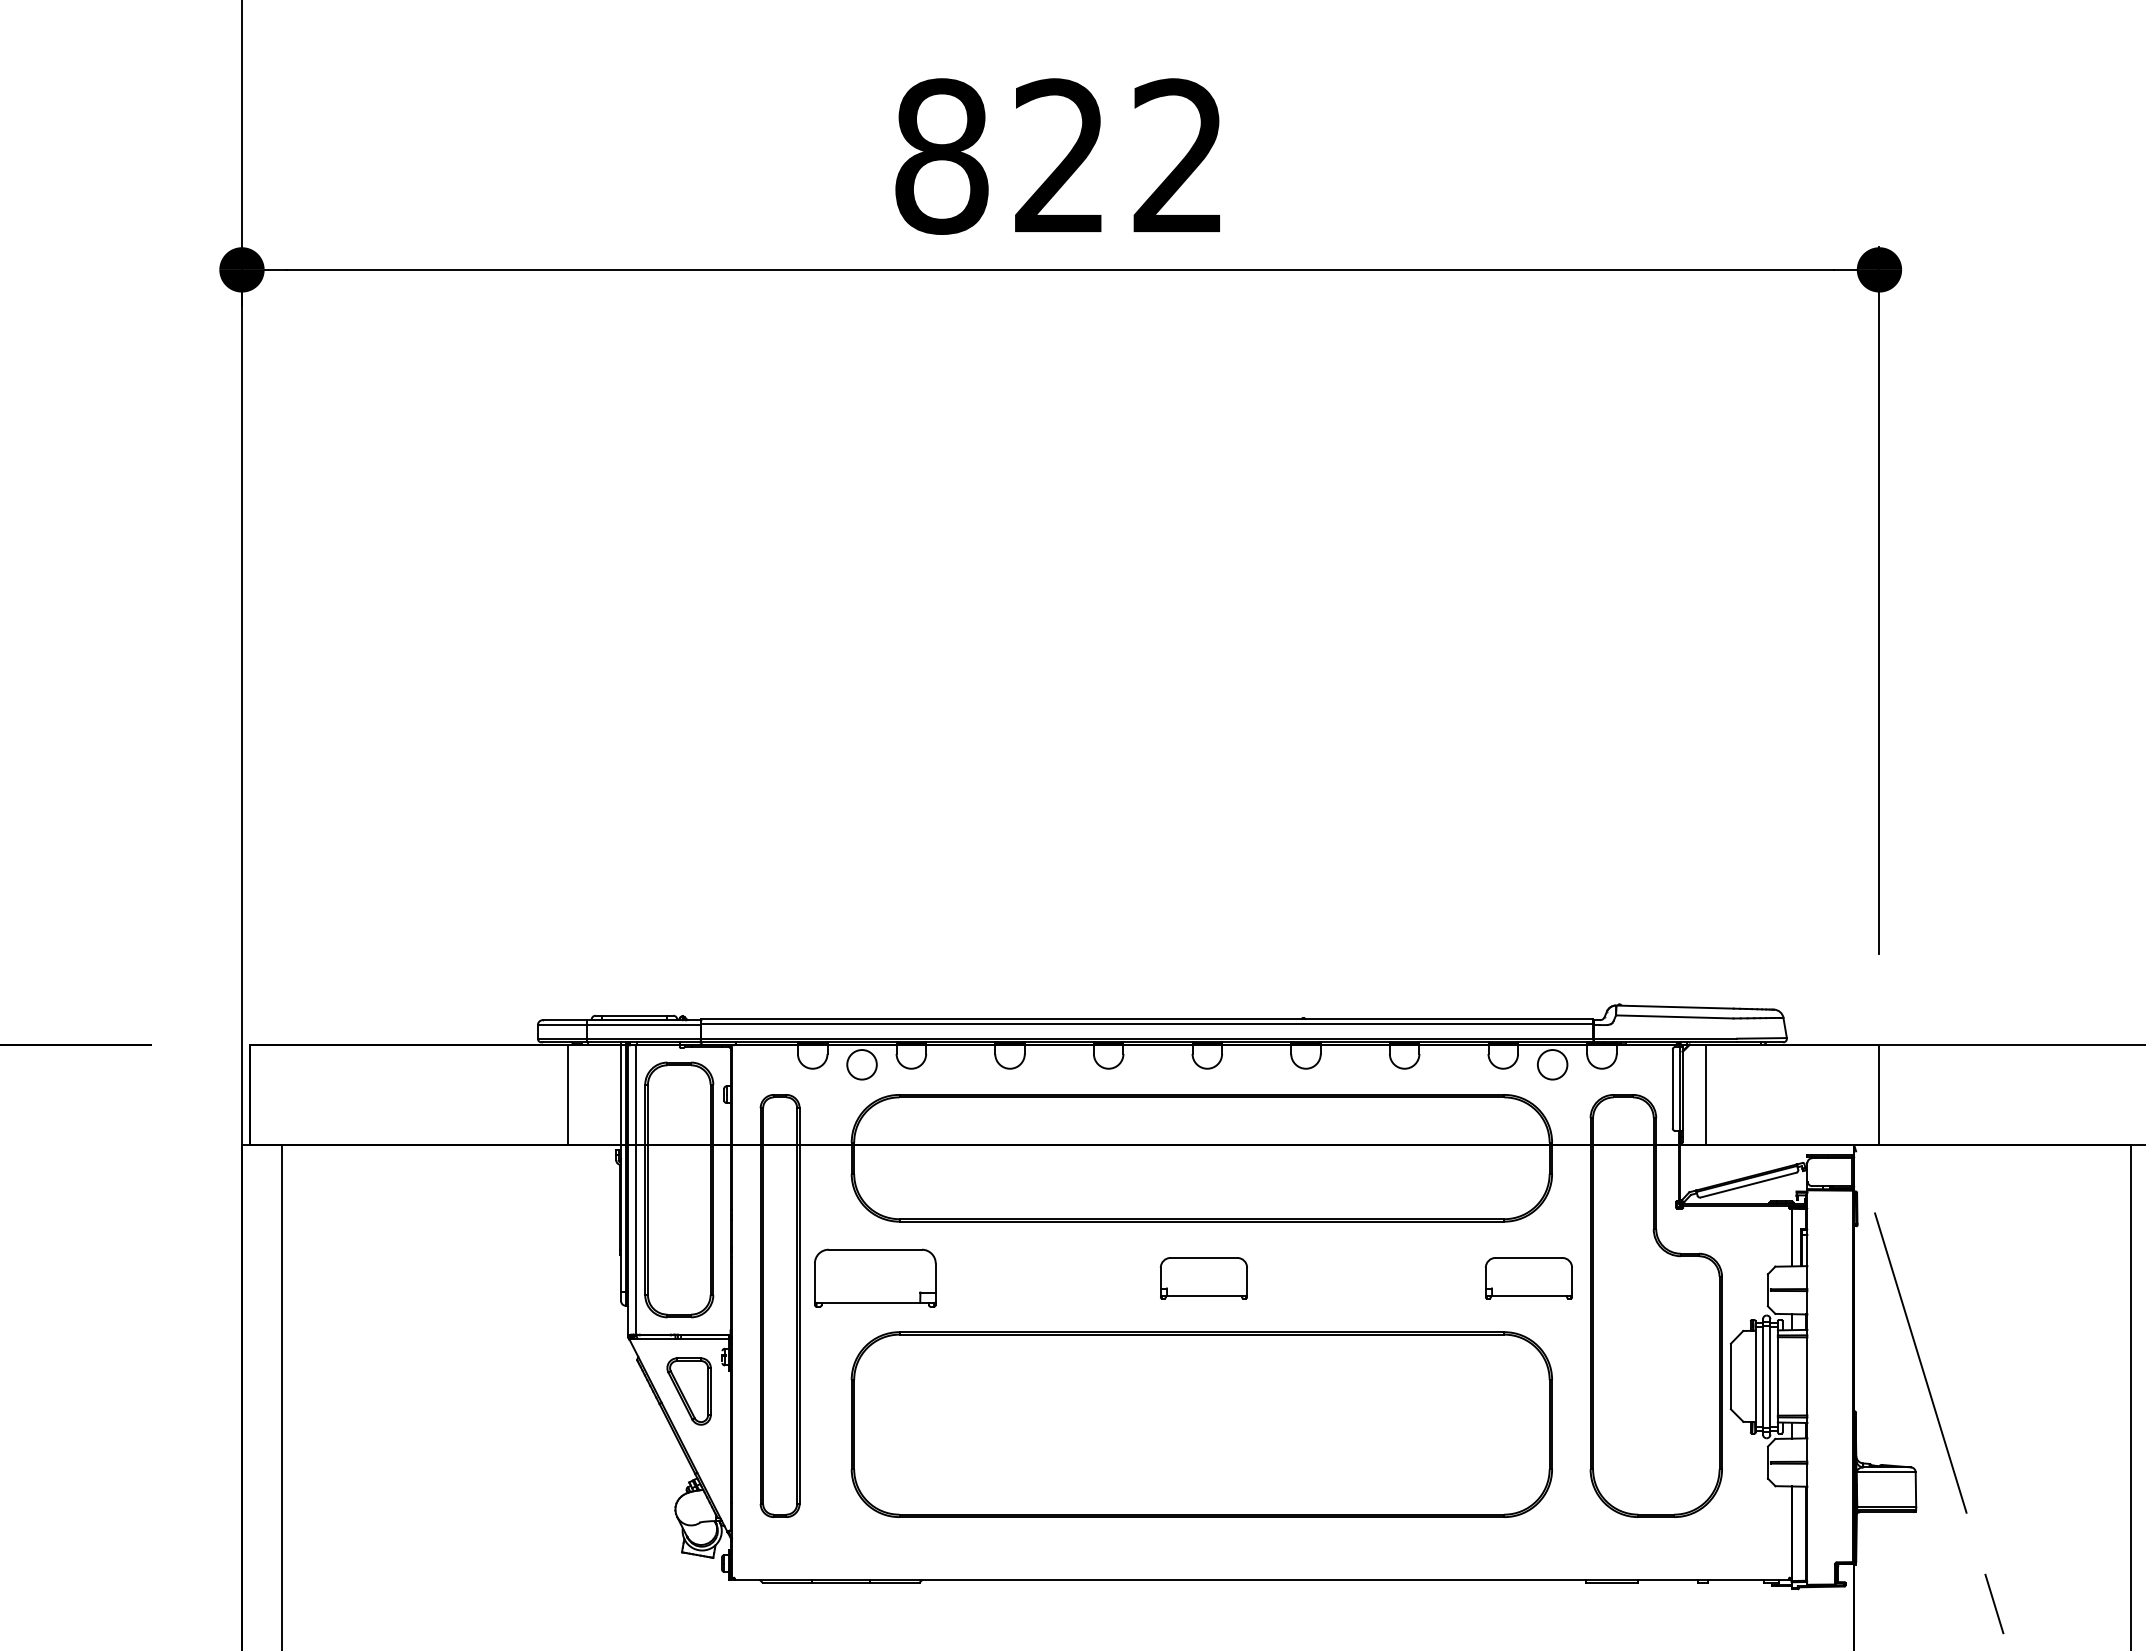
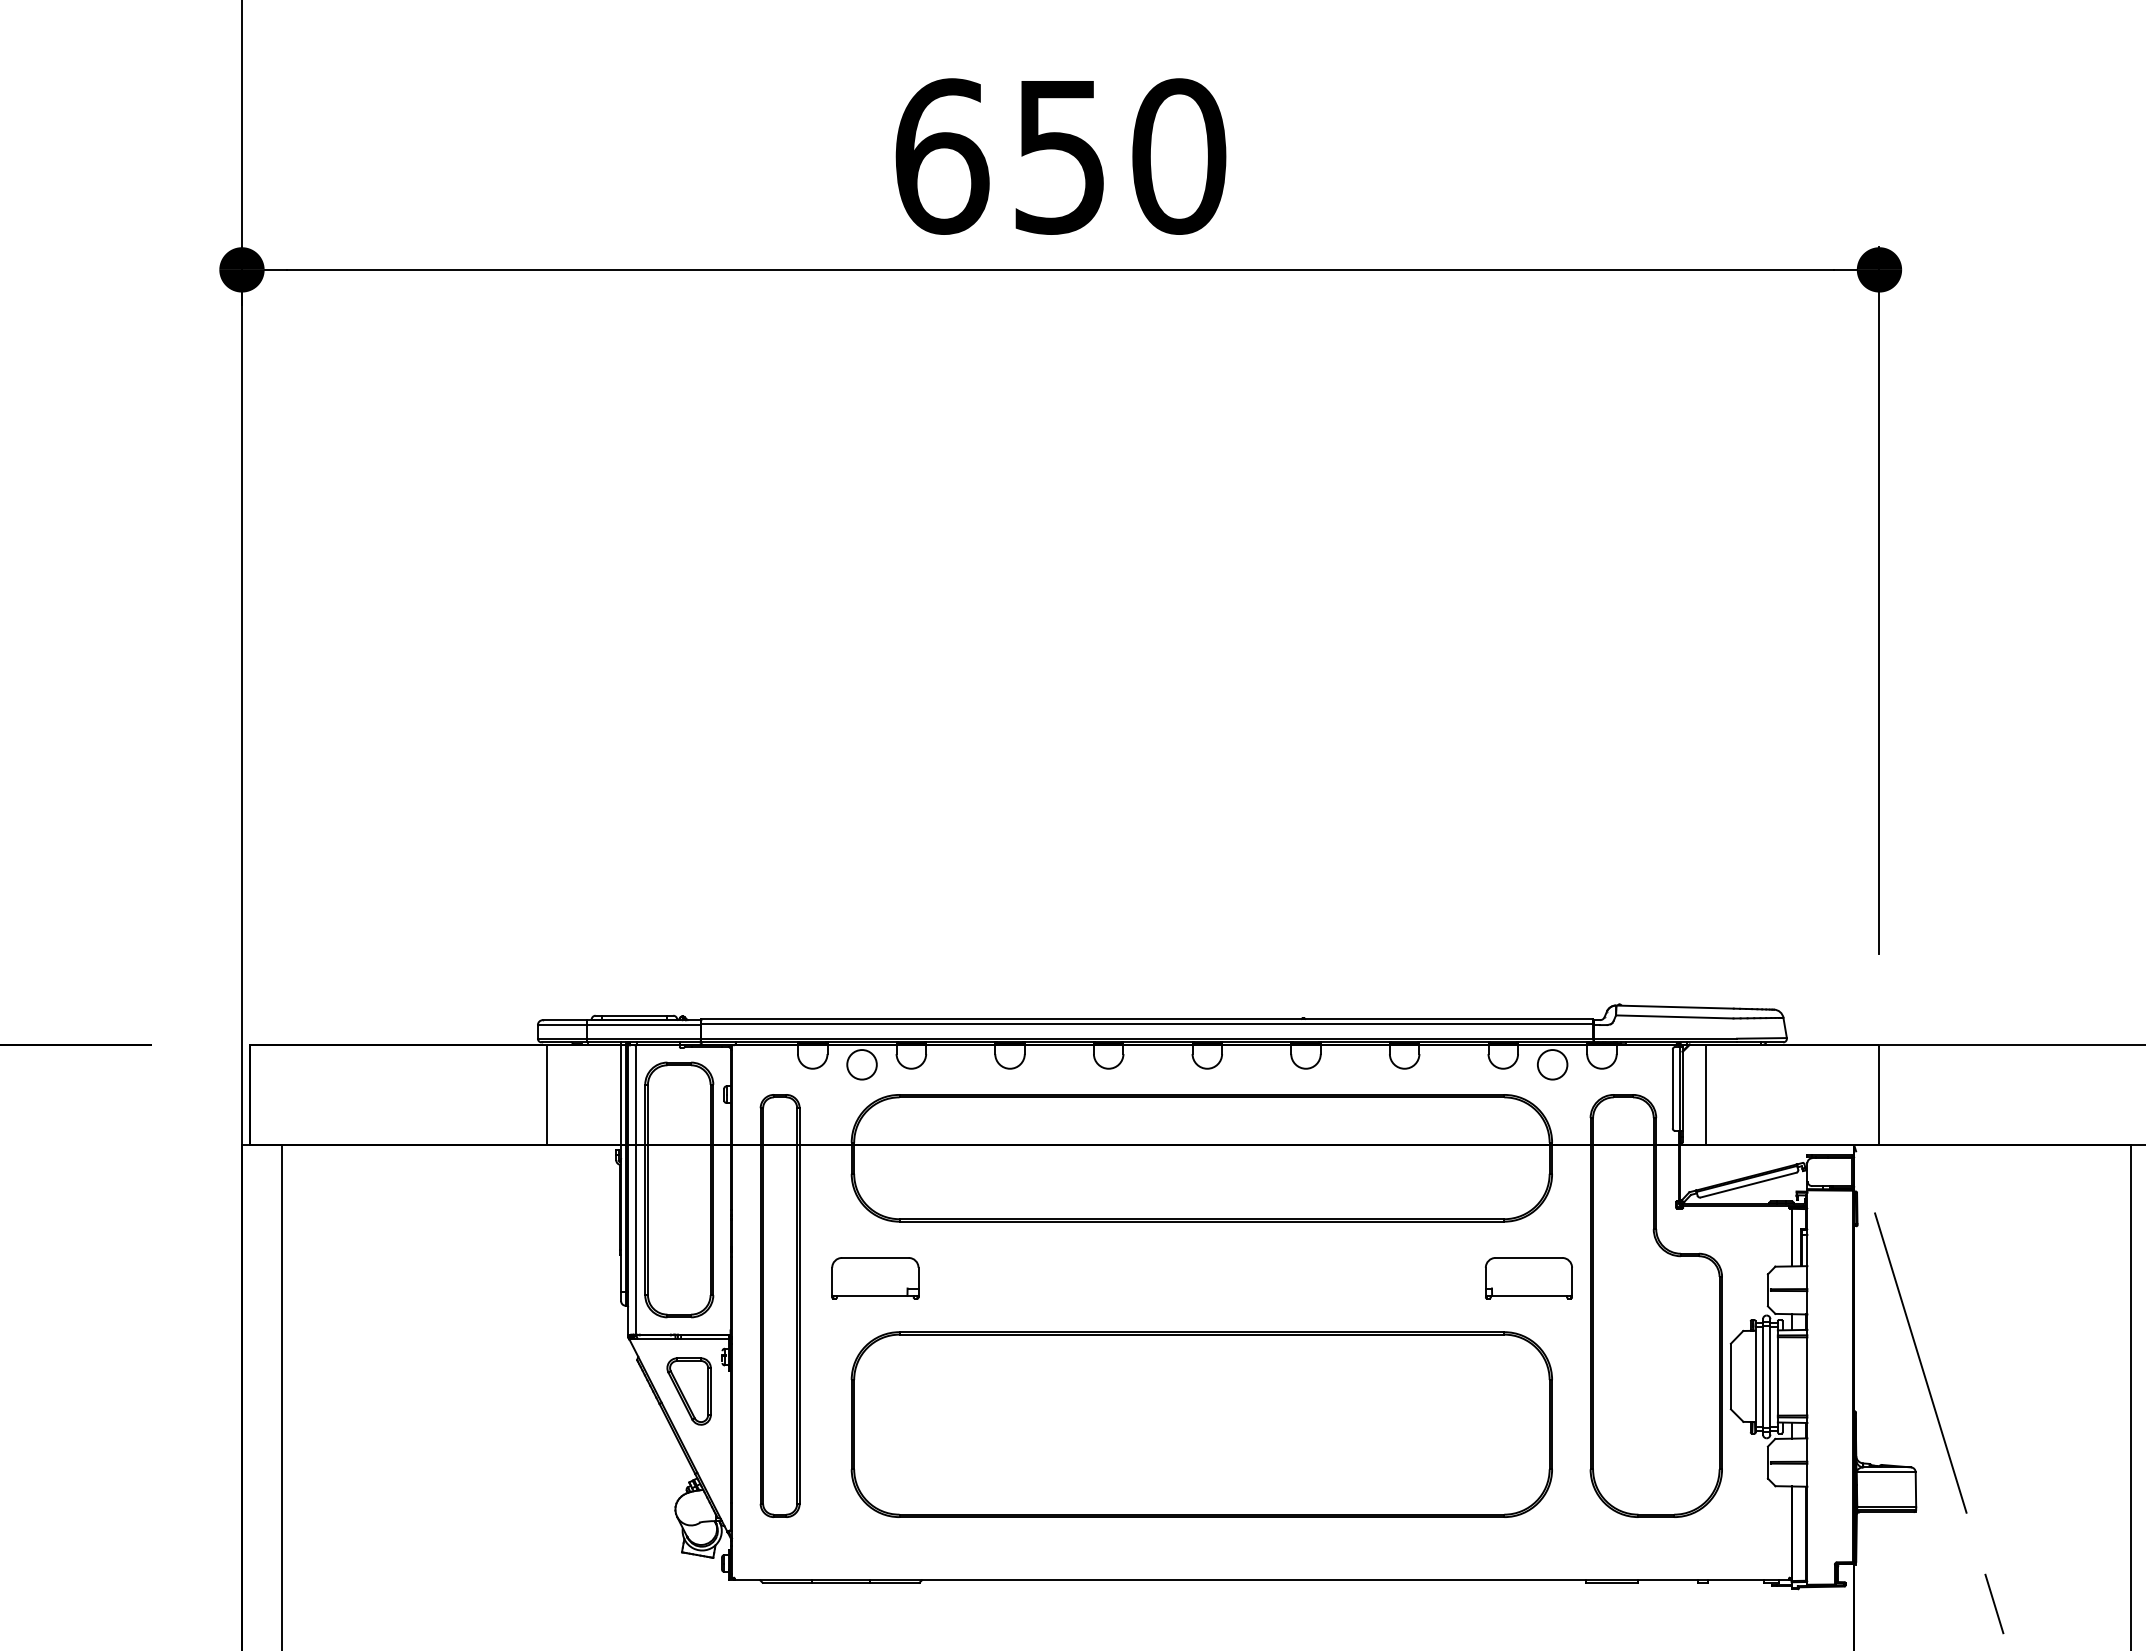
text: 822 -> 650 (1060, 156)
line position: (567, 1094) -> (546, 1094) (546, 1094)
part size: 123x60 px -> 89x43 px (875, 1278)
part: present -> none (1203, 1278)
